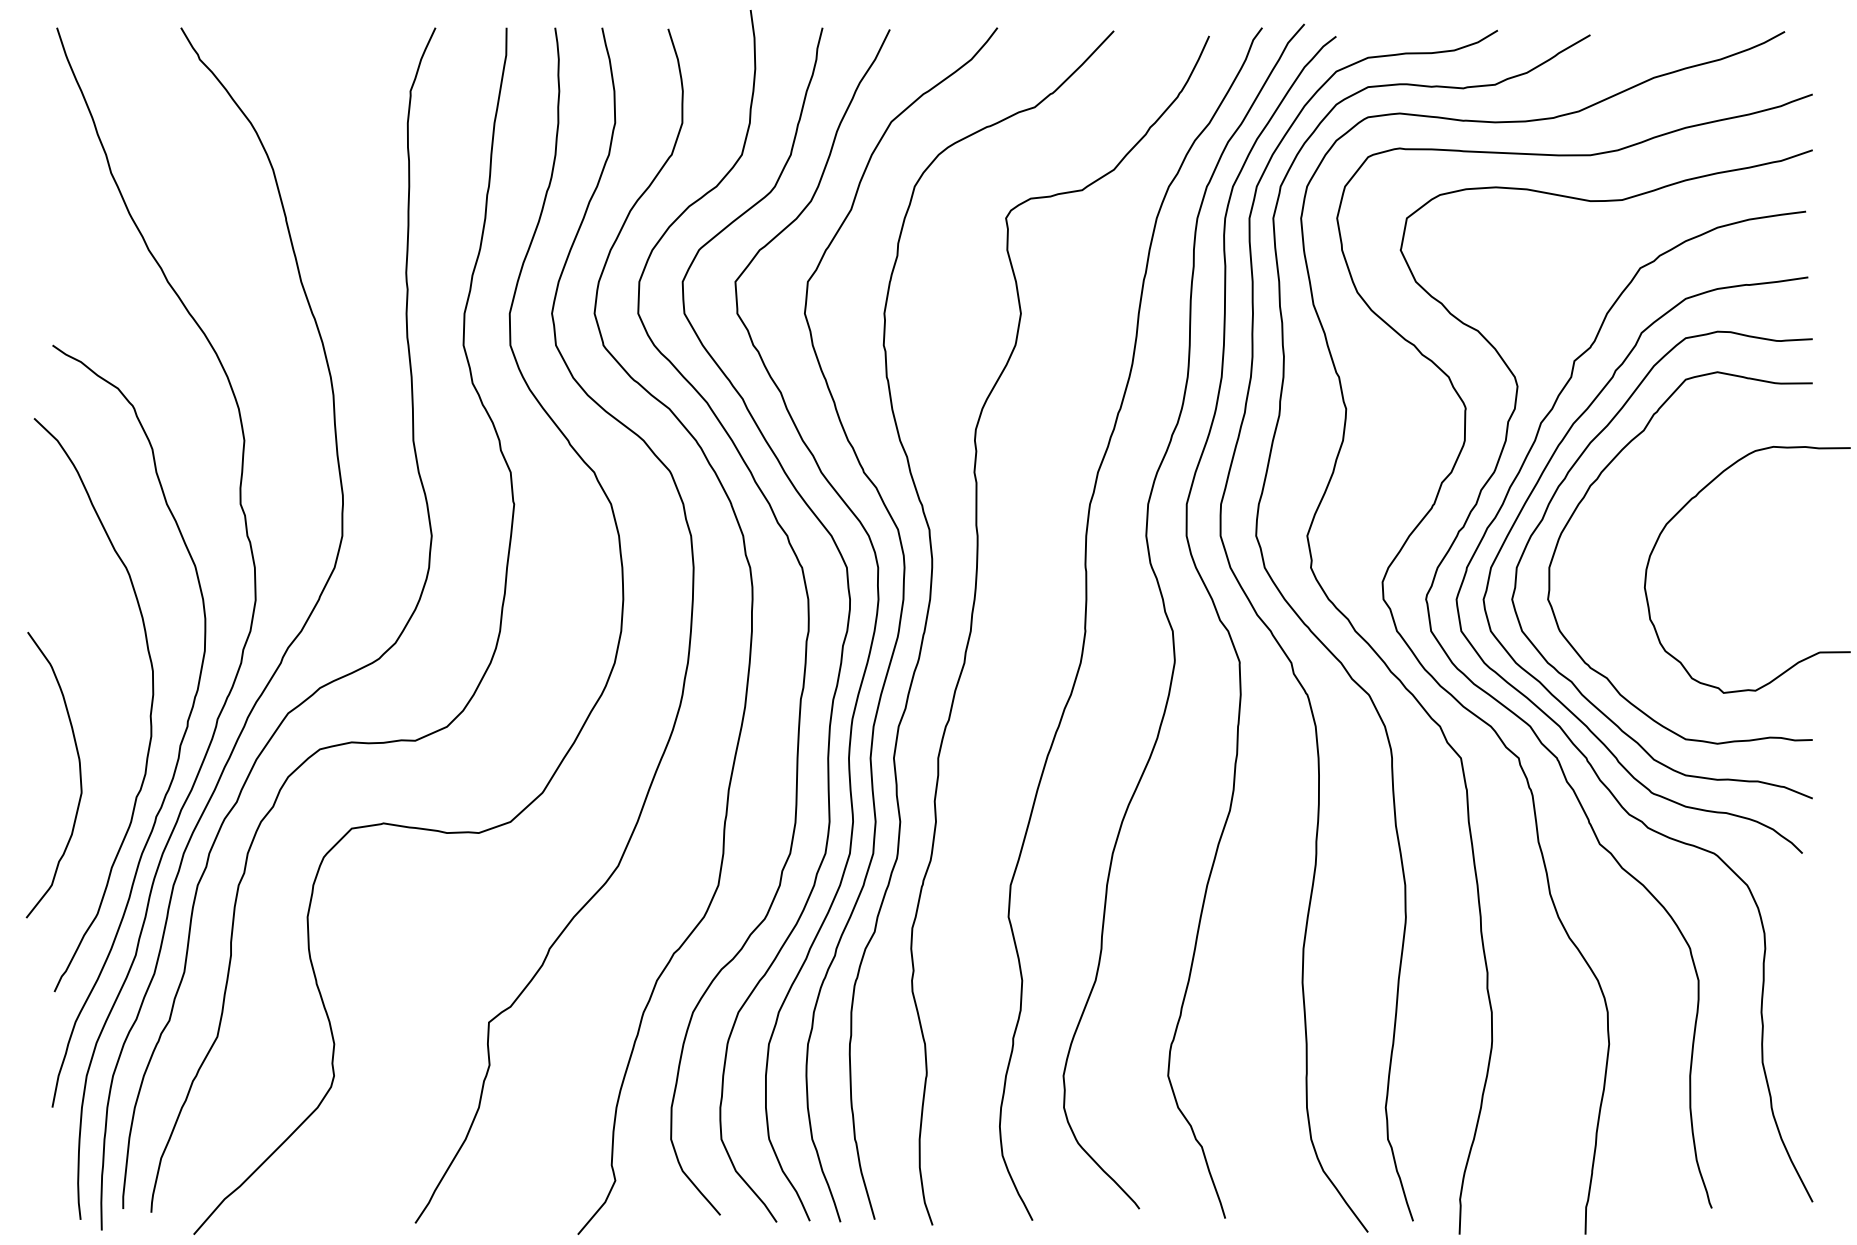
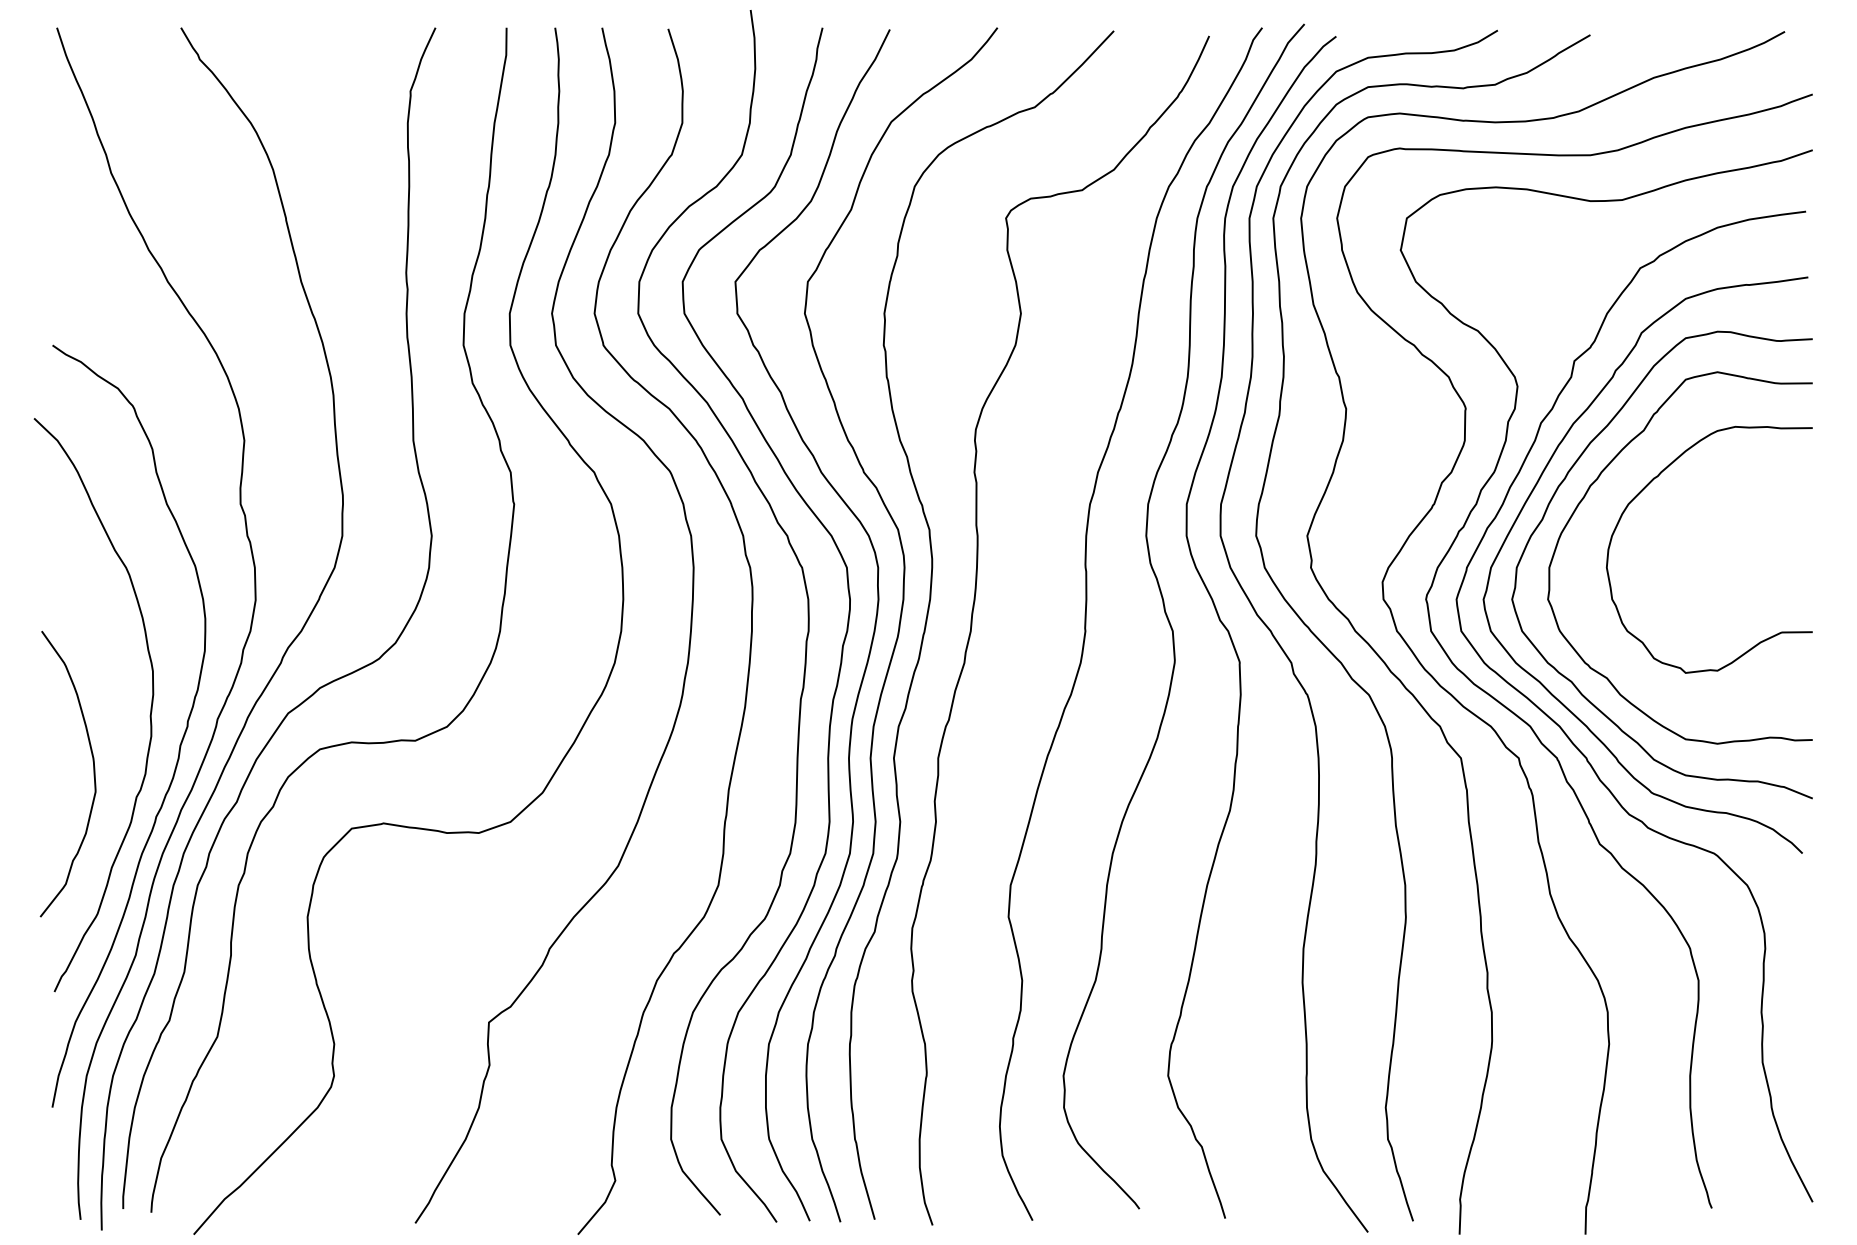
curve position: (1685, 506) -> (1647, 486) (1647, 486)
curve position: (79, 774) -> (93, 773) (93, 773)
